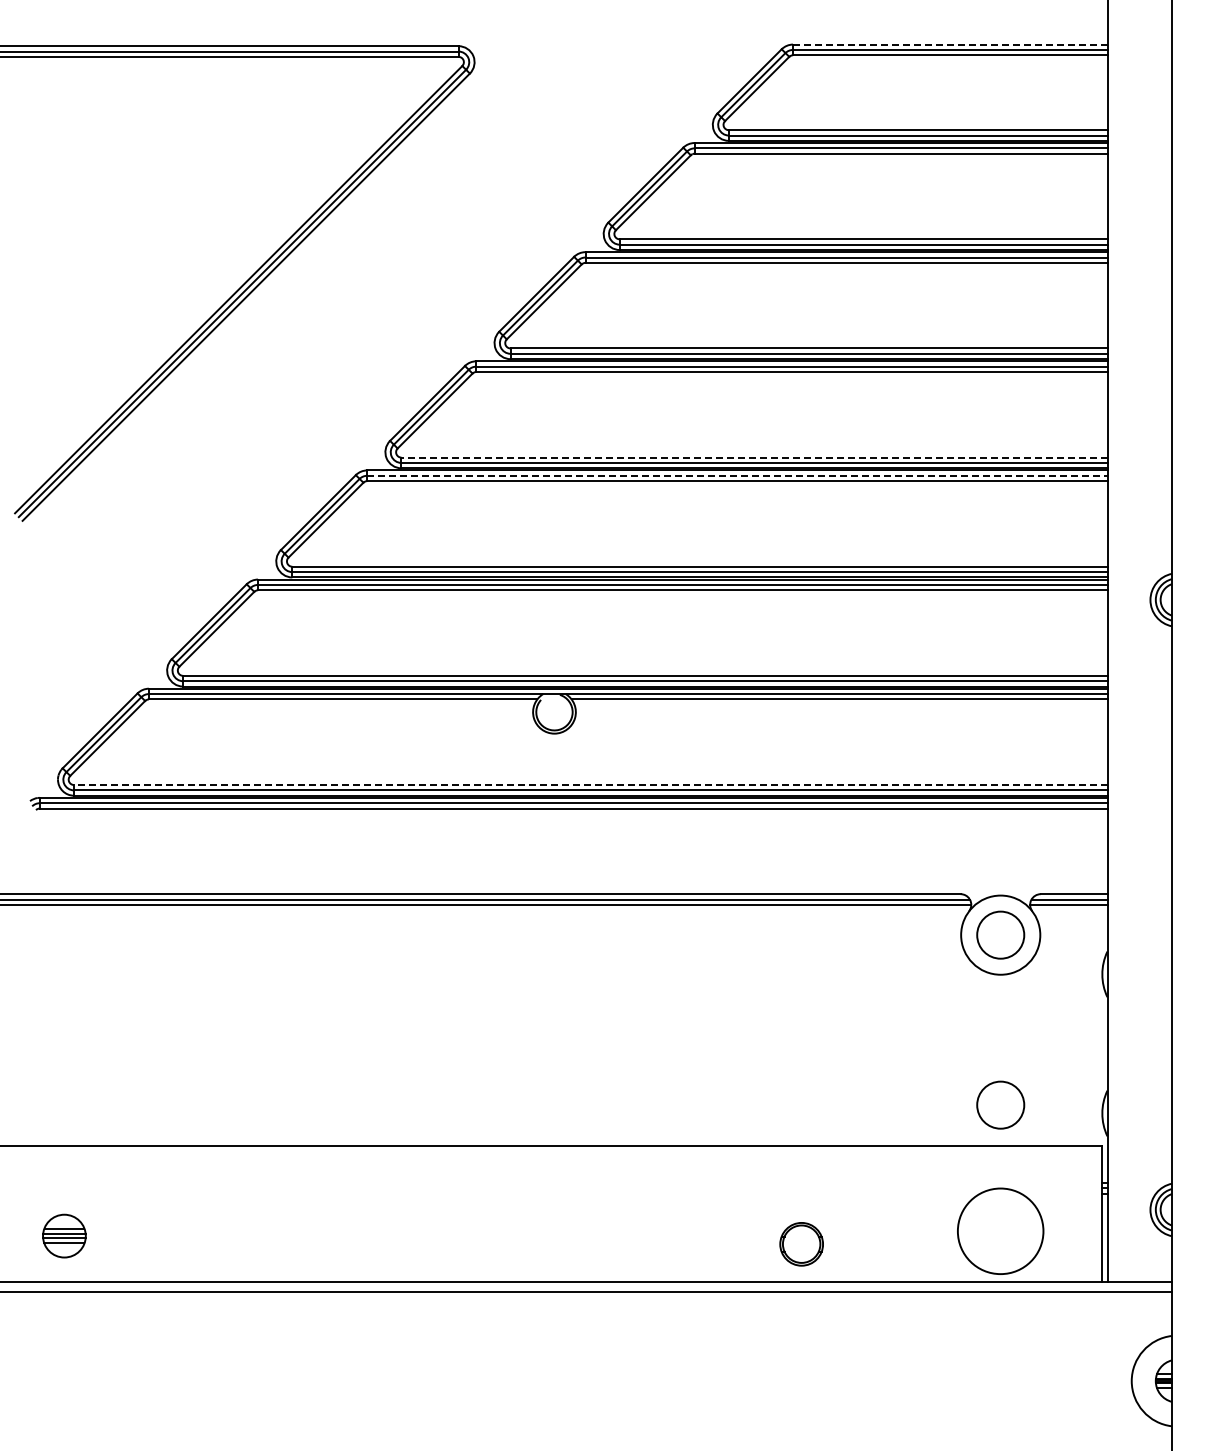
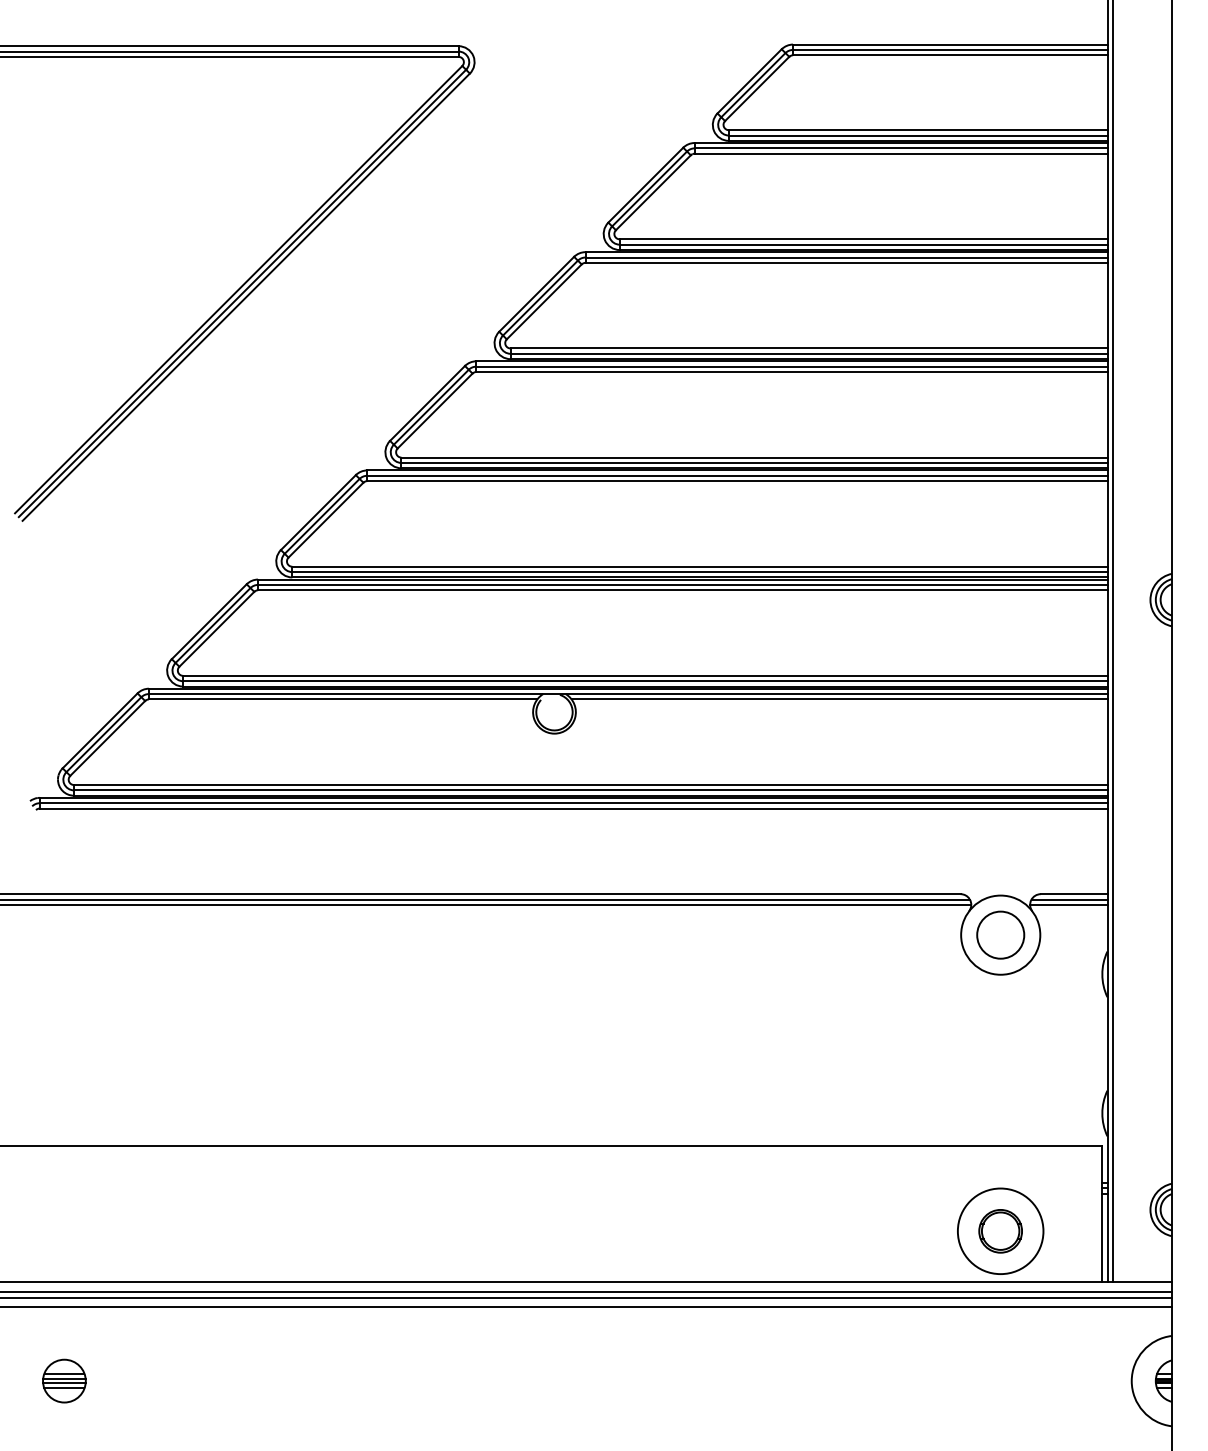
line: dashed -> solid (949, 44)
line: dashed -> solid (754, 457)
line: dashed -> solid (737, 475)
line: none -> present (1113, 642)
line: dashed -> solid (590, 785)
circle: present -> none (1000, 1104)
part position: (64, 1235) -> (64, 1380) (64, 1380)
part position: (801, 1244) -> (1000, 1231) (1000, 1231)
line: none -> present (586, 1297)
line: none -> present (586, 1307)
